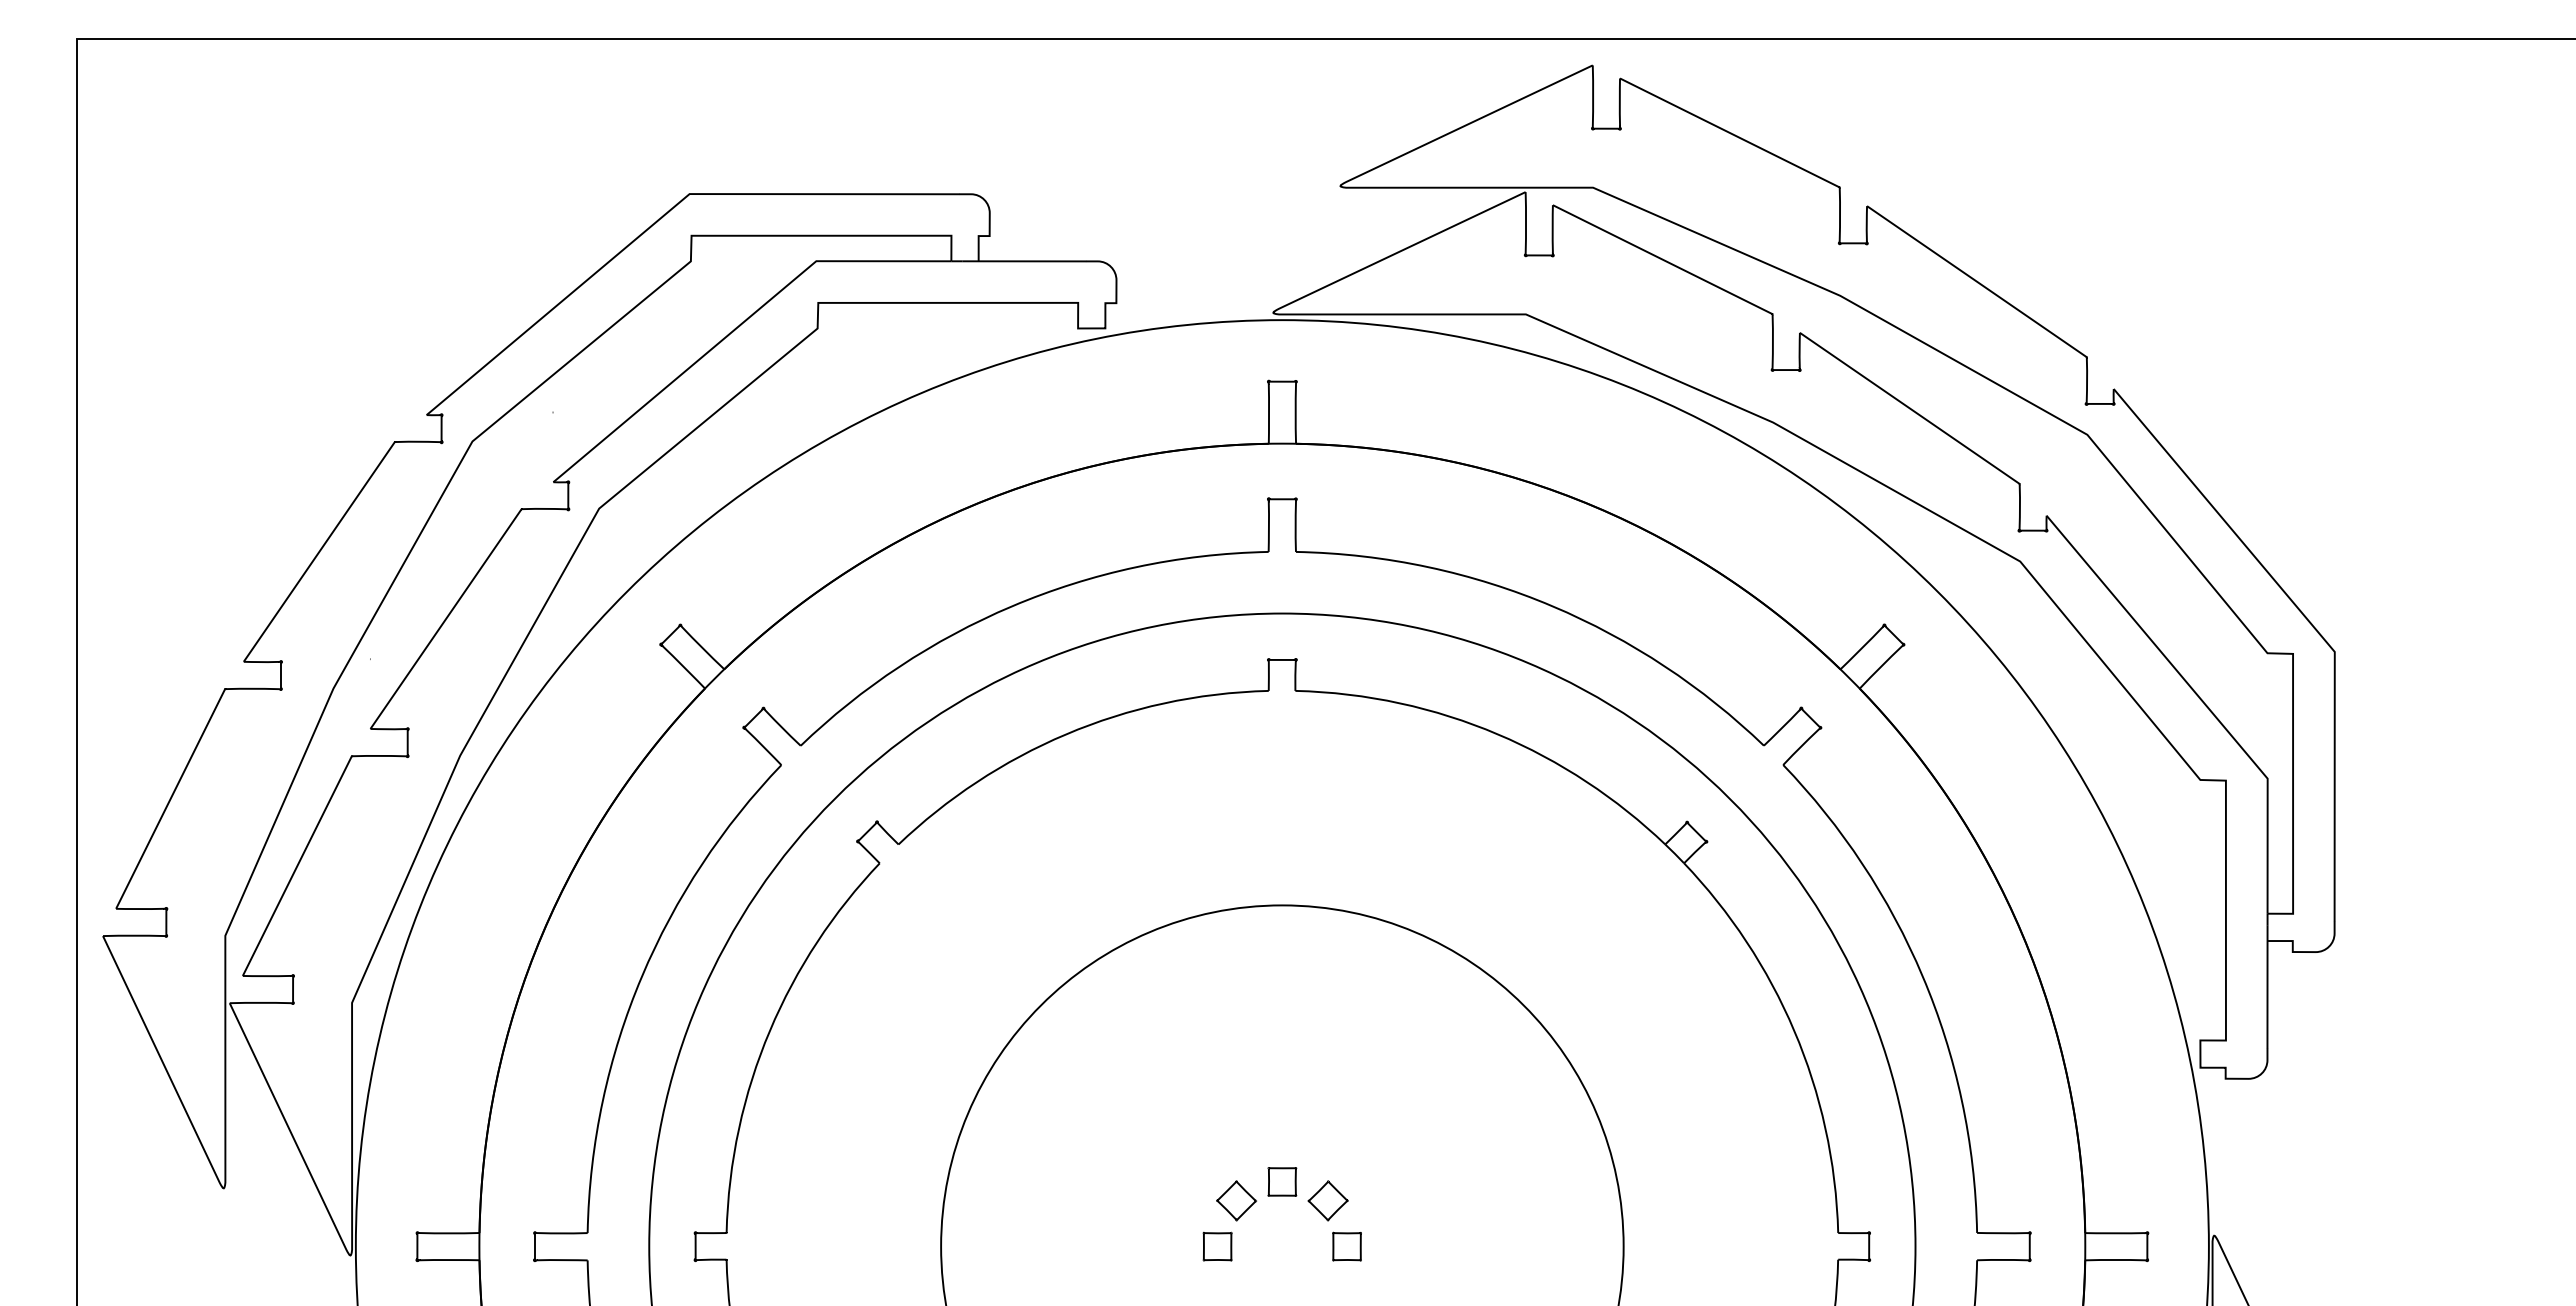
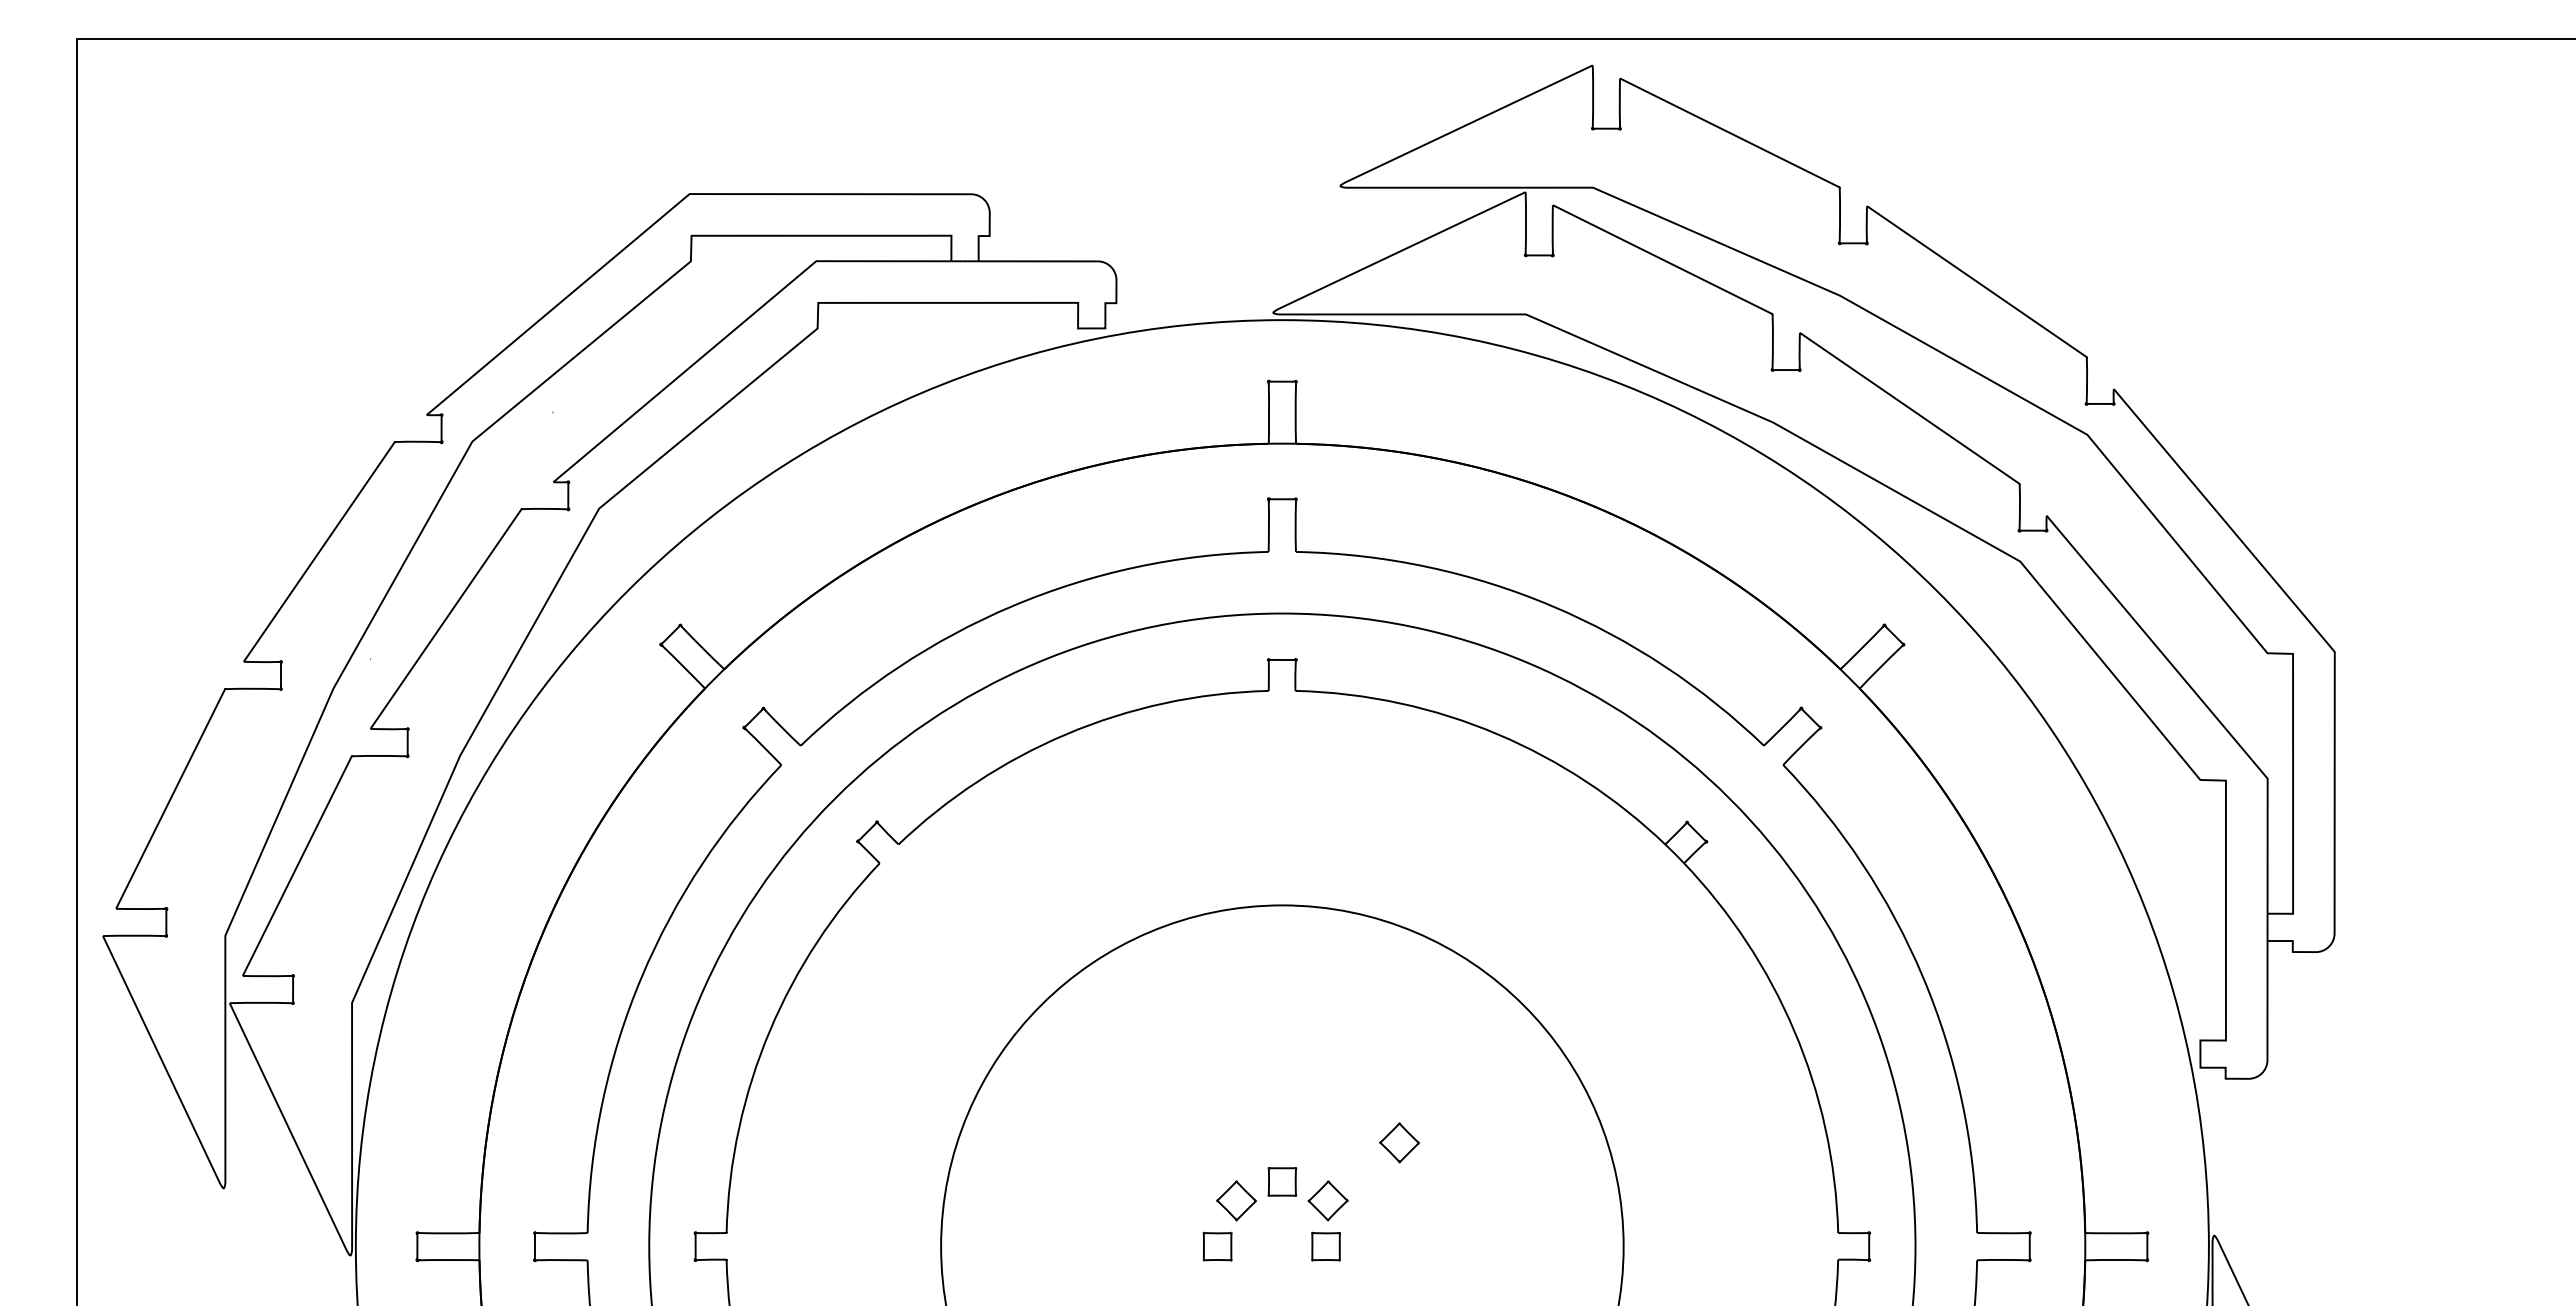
part: none -> present (1399, 1142)
part position: (1346, 1246) -> (1325, 1246) (1325, 1246)
